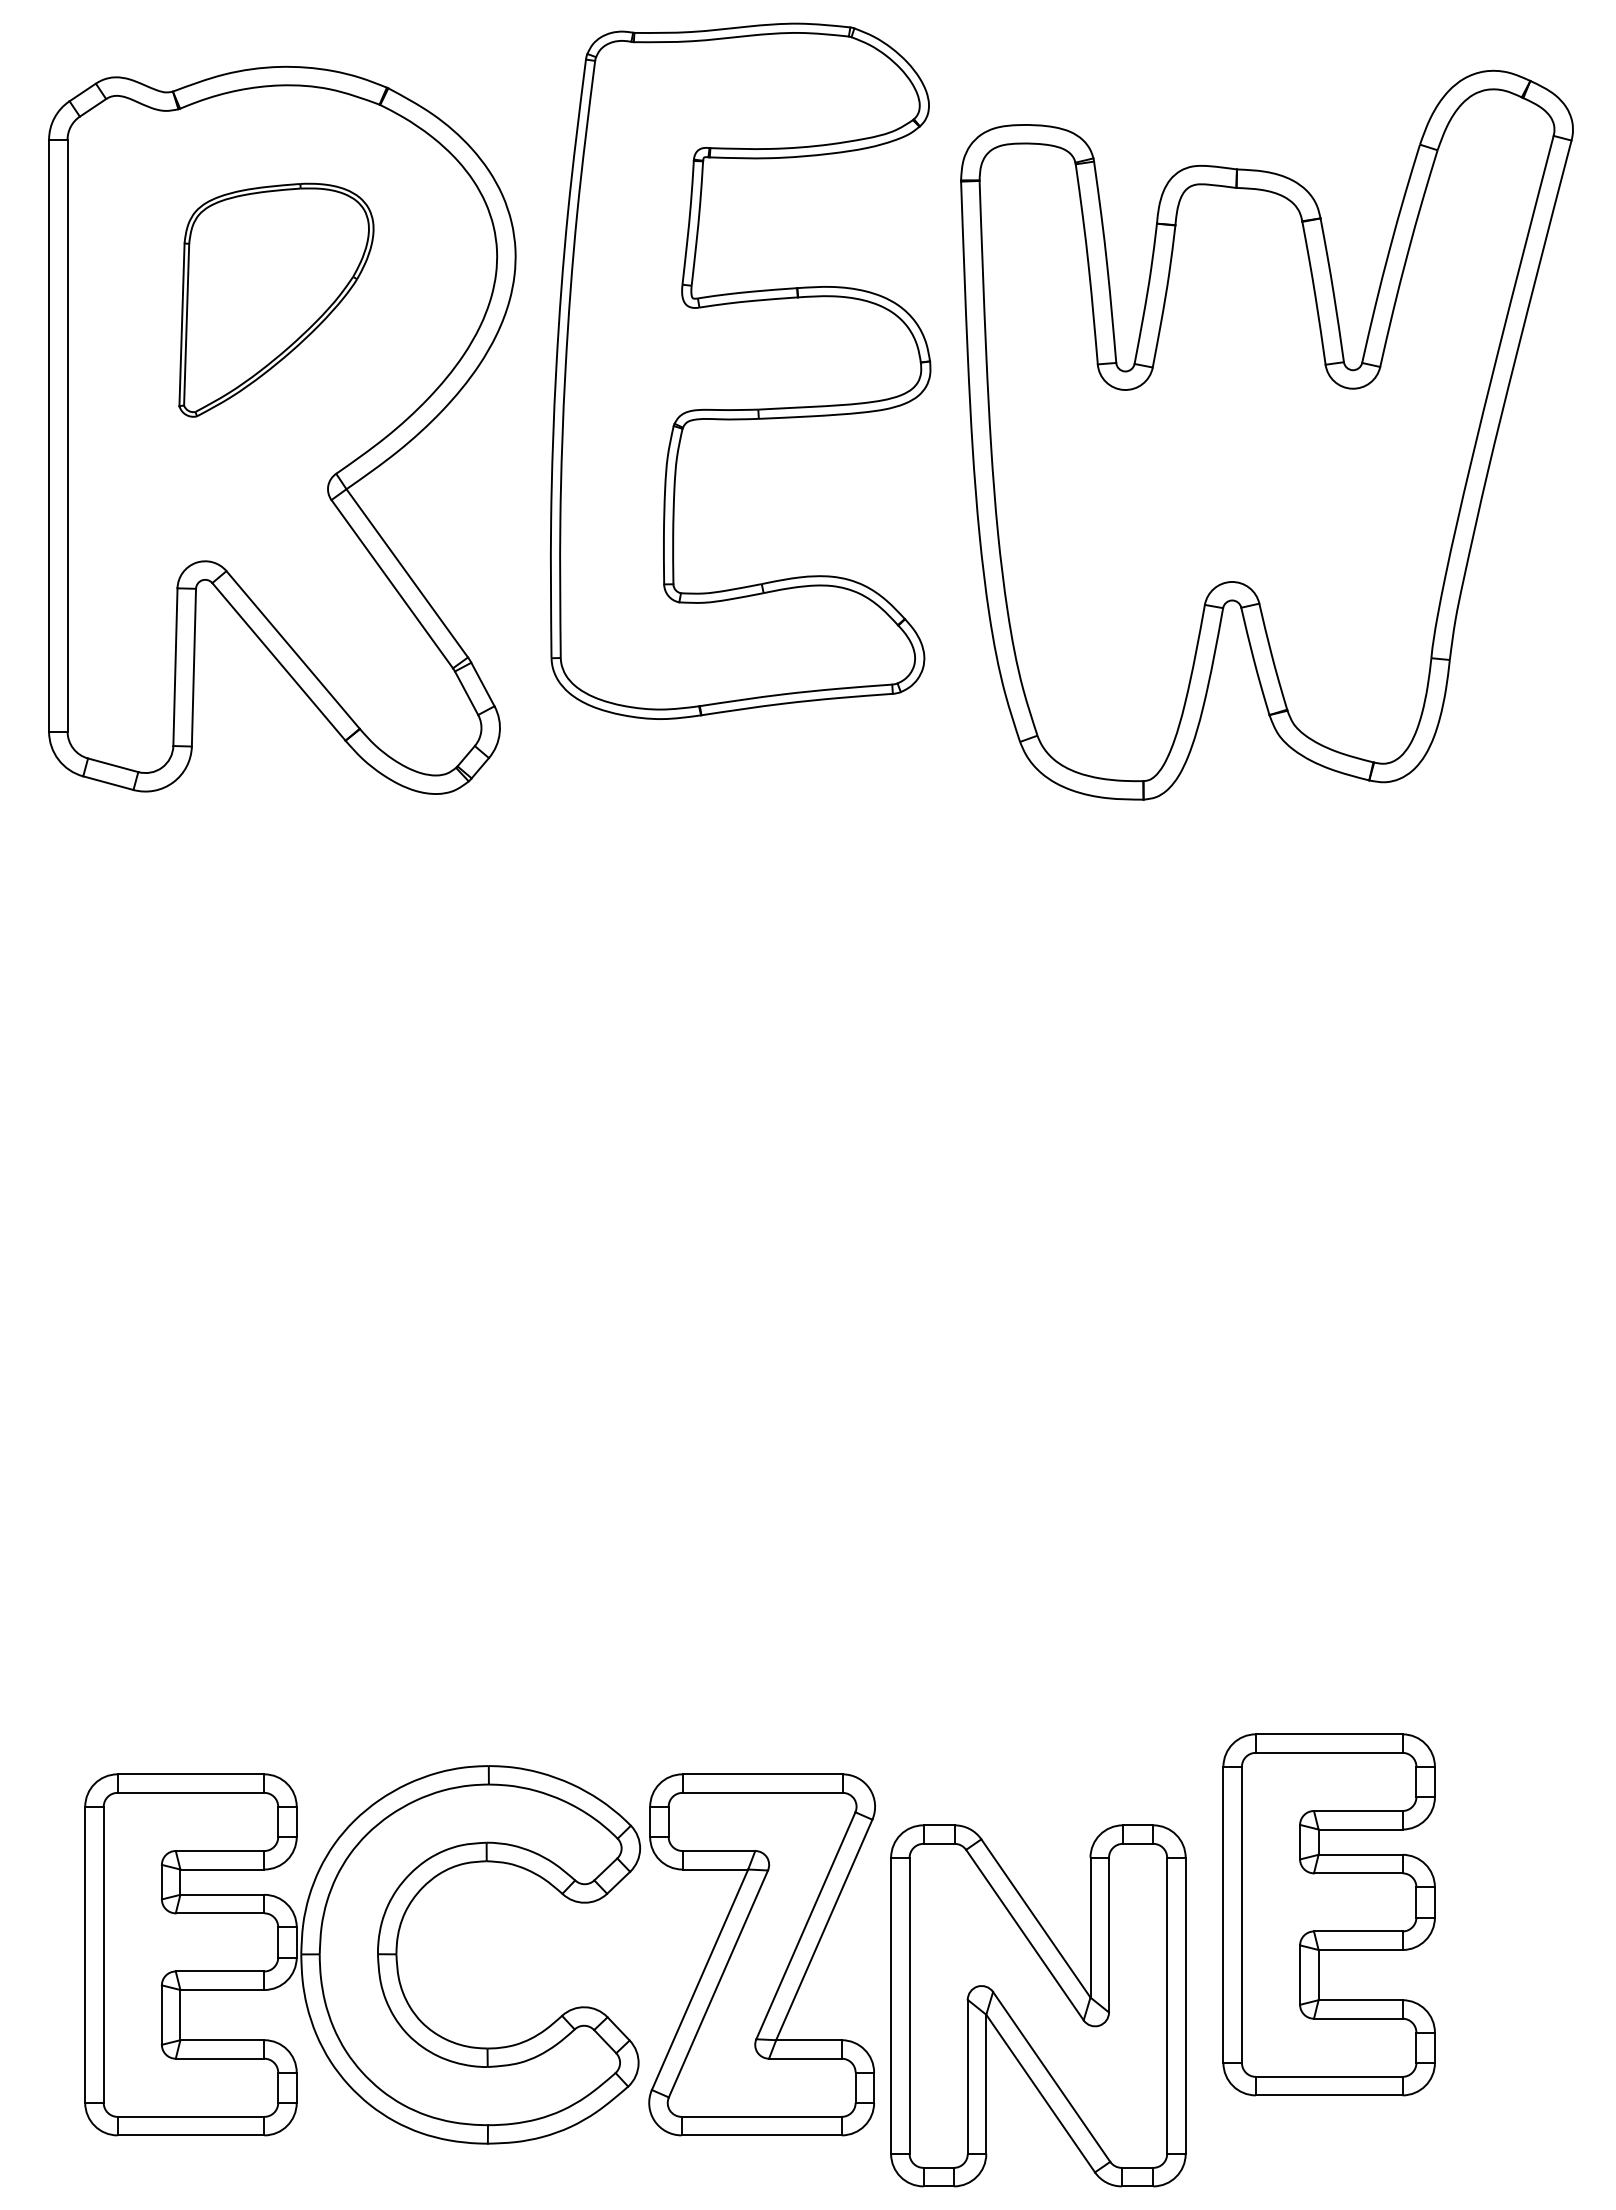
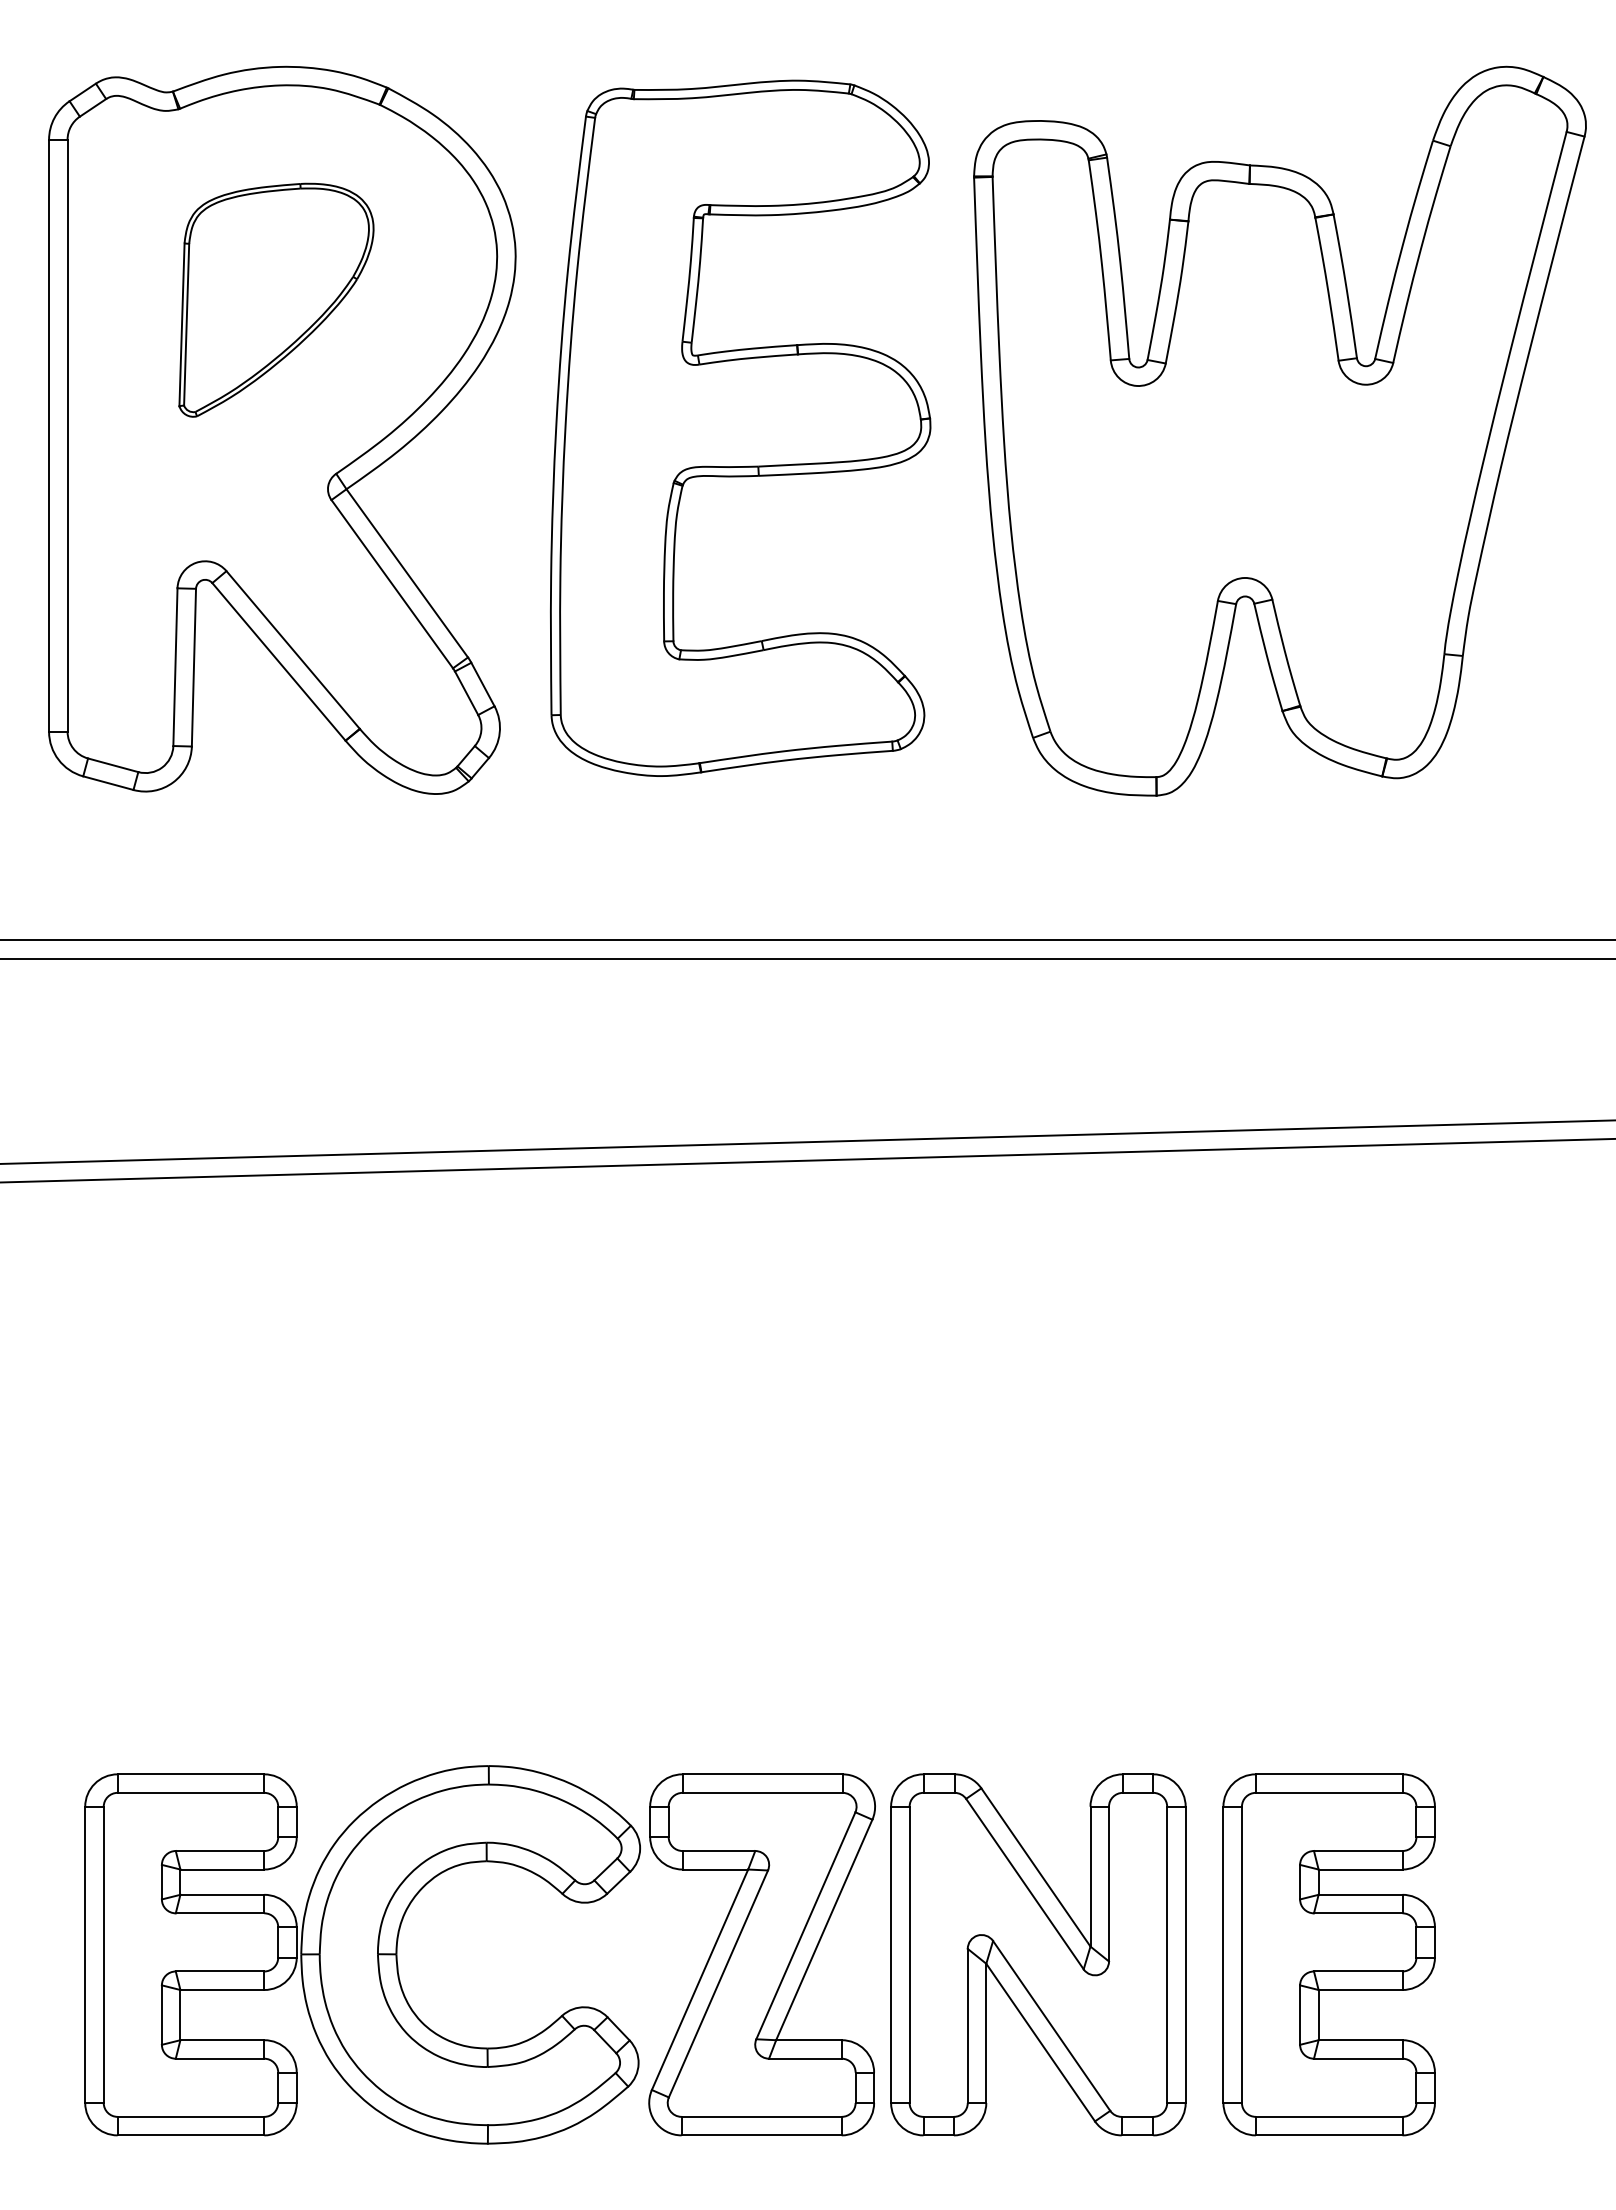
part position: (740, 370) -> (740, 427) (740, 427)
part position: (1266, 434) -> (1279, 430) (1279, 430)
line: none -> present (807, 940)
line: none -> present (807, 958)
line: none -> present (807, 1141)
line: none -> present (807, 1160)
part position: (1328, 1914) -> (1328, 1954) (1328, 1954)
part position: (1038, 2005) -> (1038, 1954) (1038, 1954)
